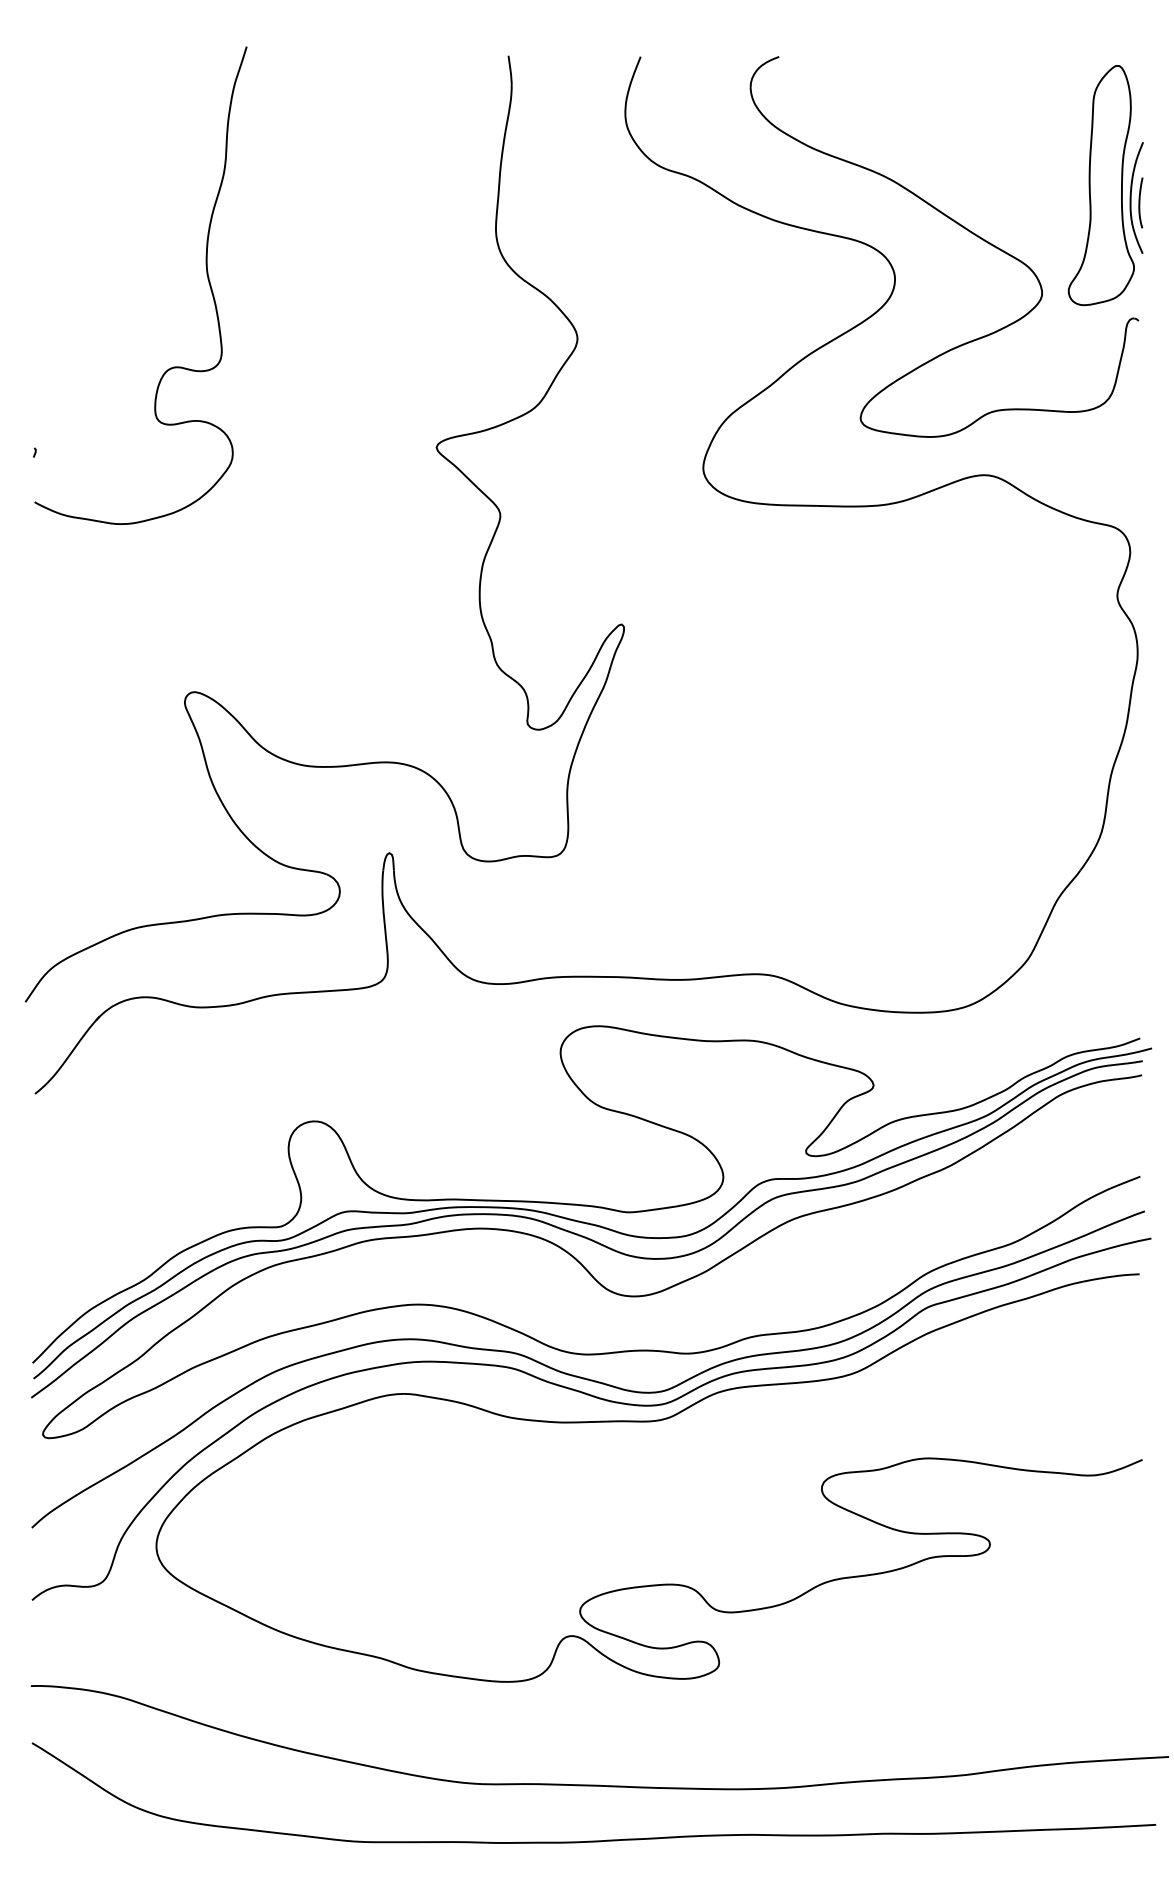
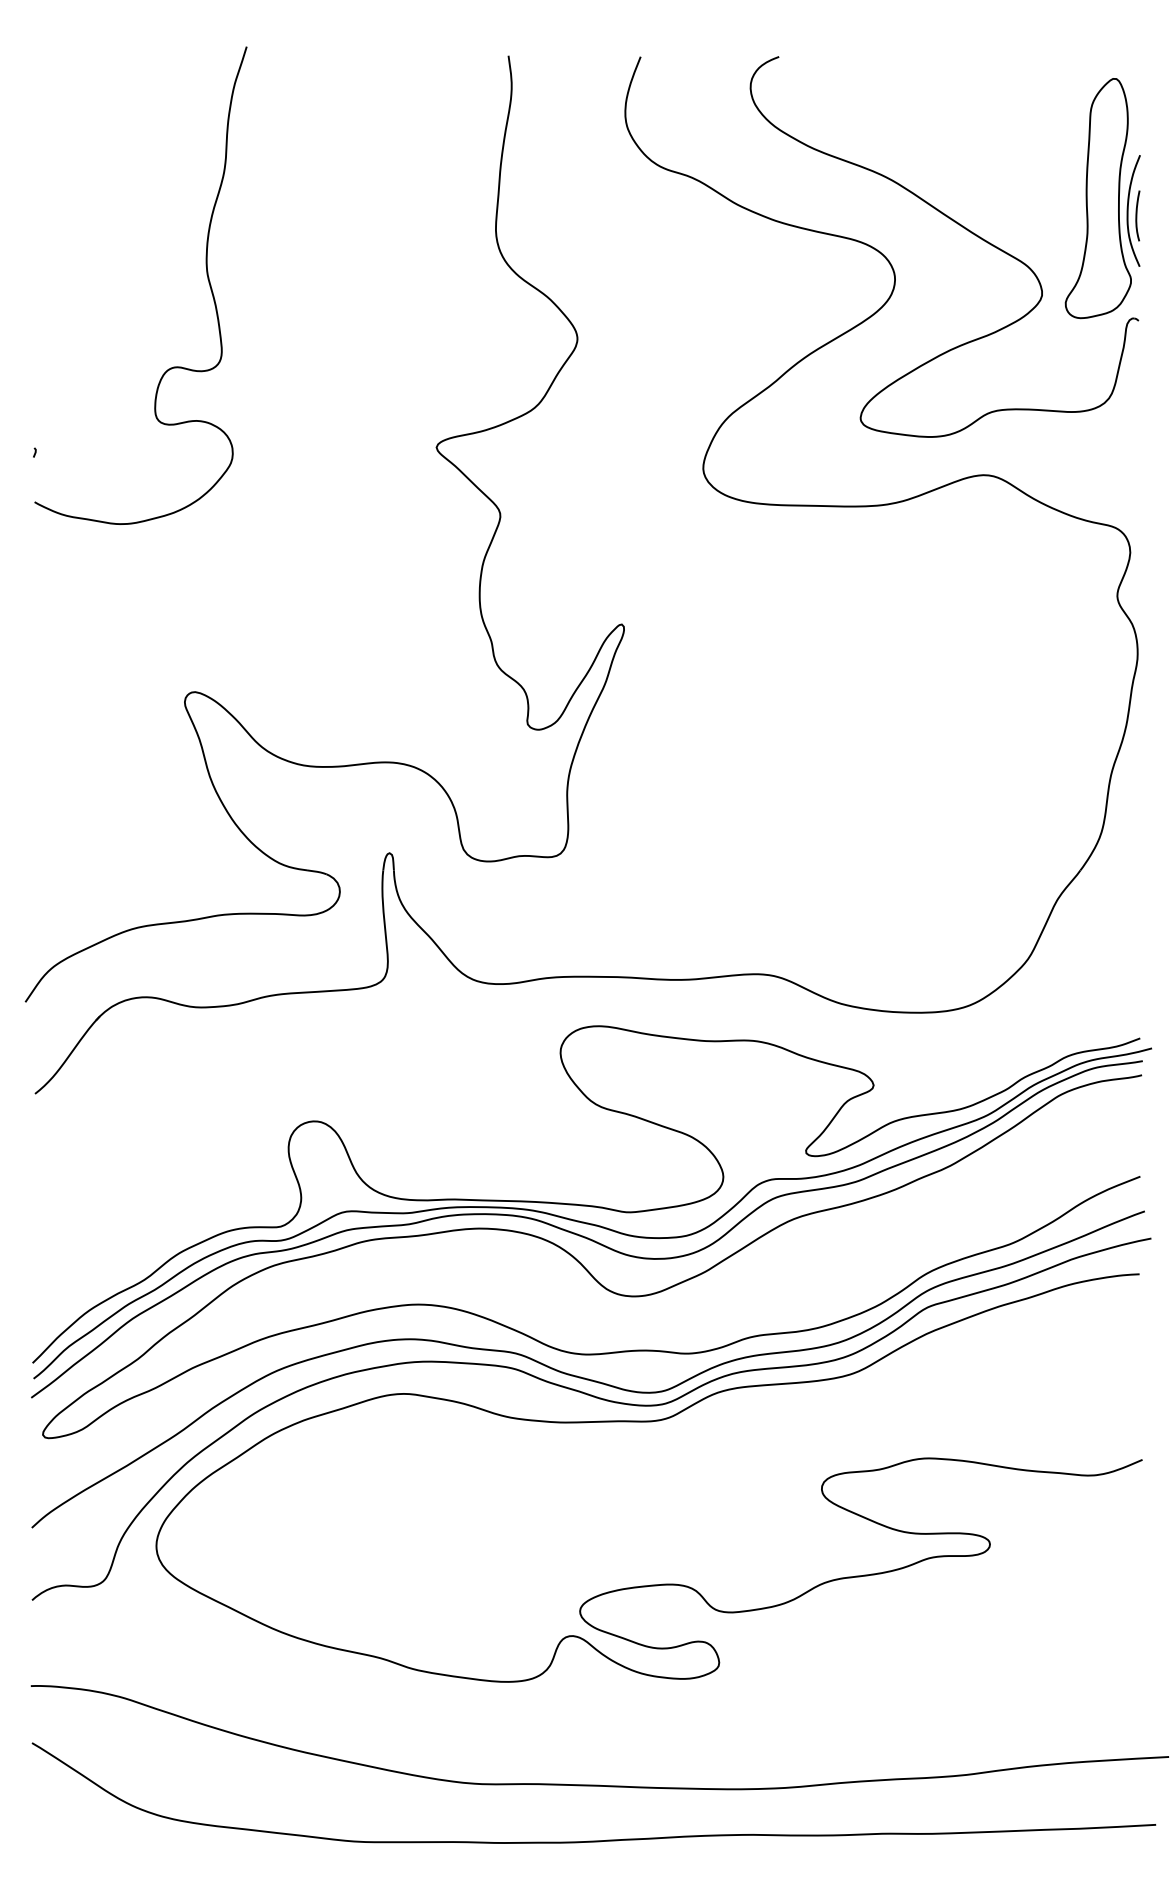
part position: (1105, 185) -> (1102, 198) (1102, 198)
